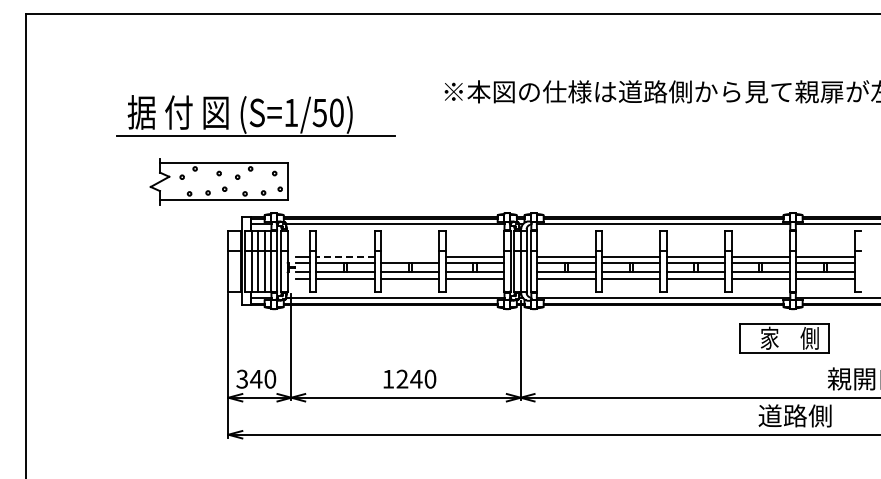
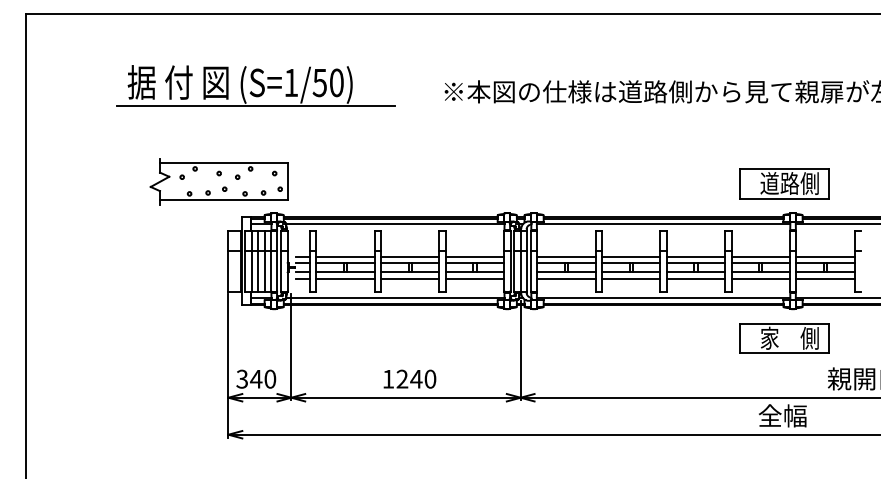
part position: (255, 115) -> (255, 85) (255, 85)
part: none -> present (784, 183)
line: dashed -> solid (344, 256)
line: none -> present (410, 256)
text: 道路側 -> 全幅 (794, 415)
